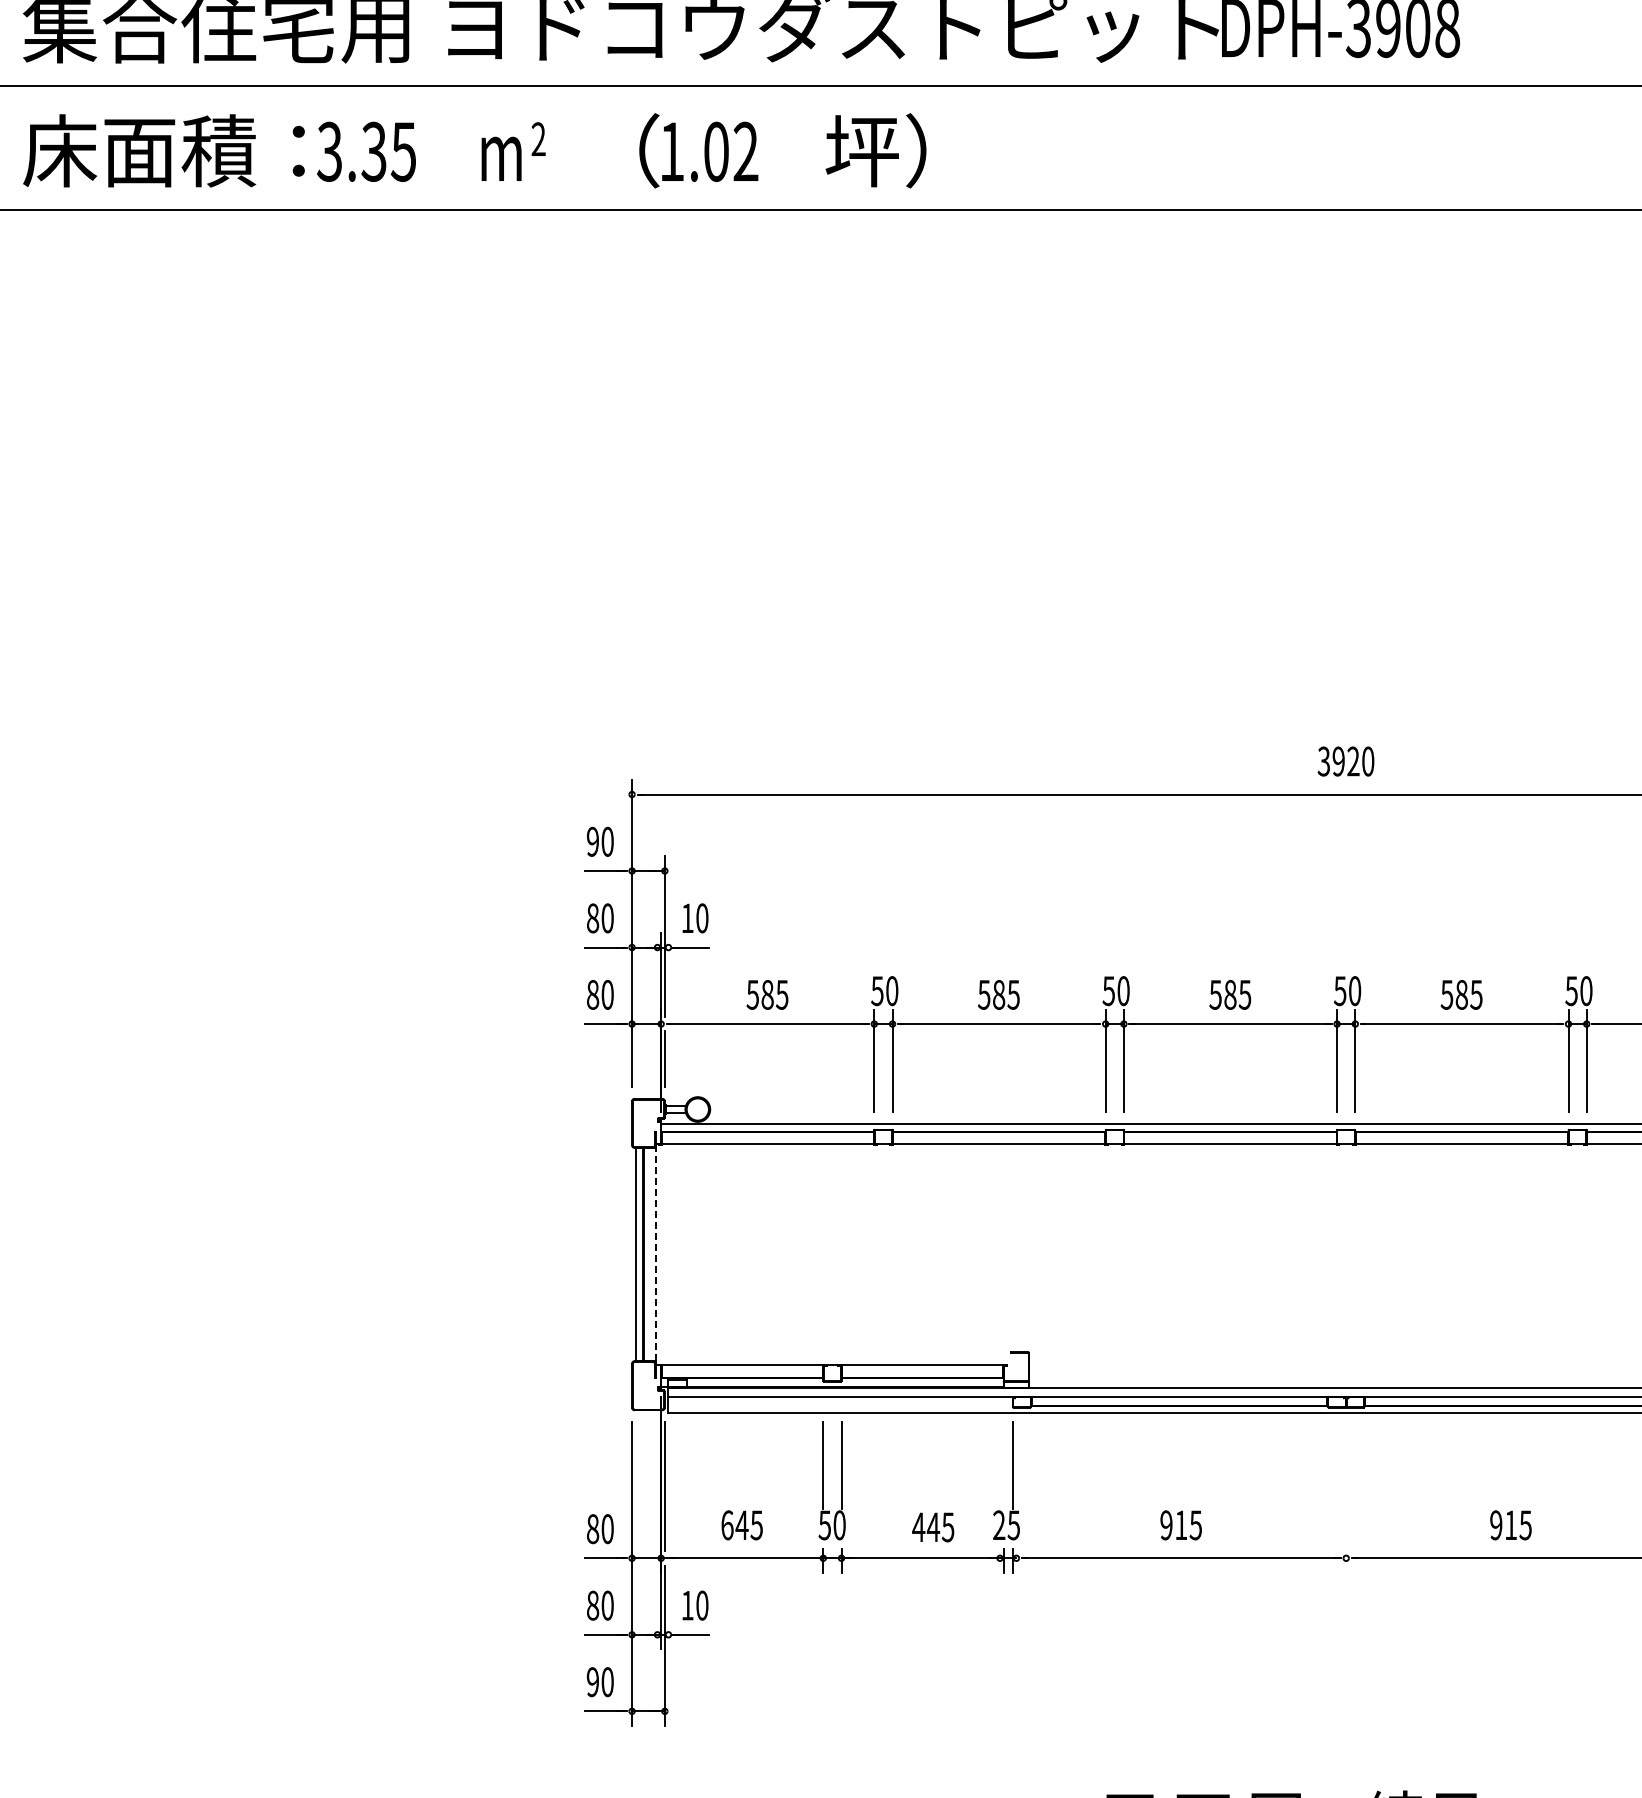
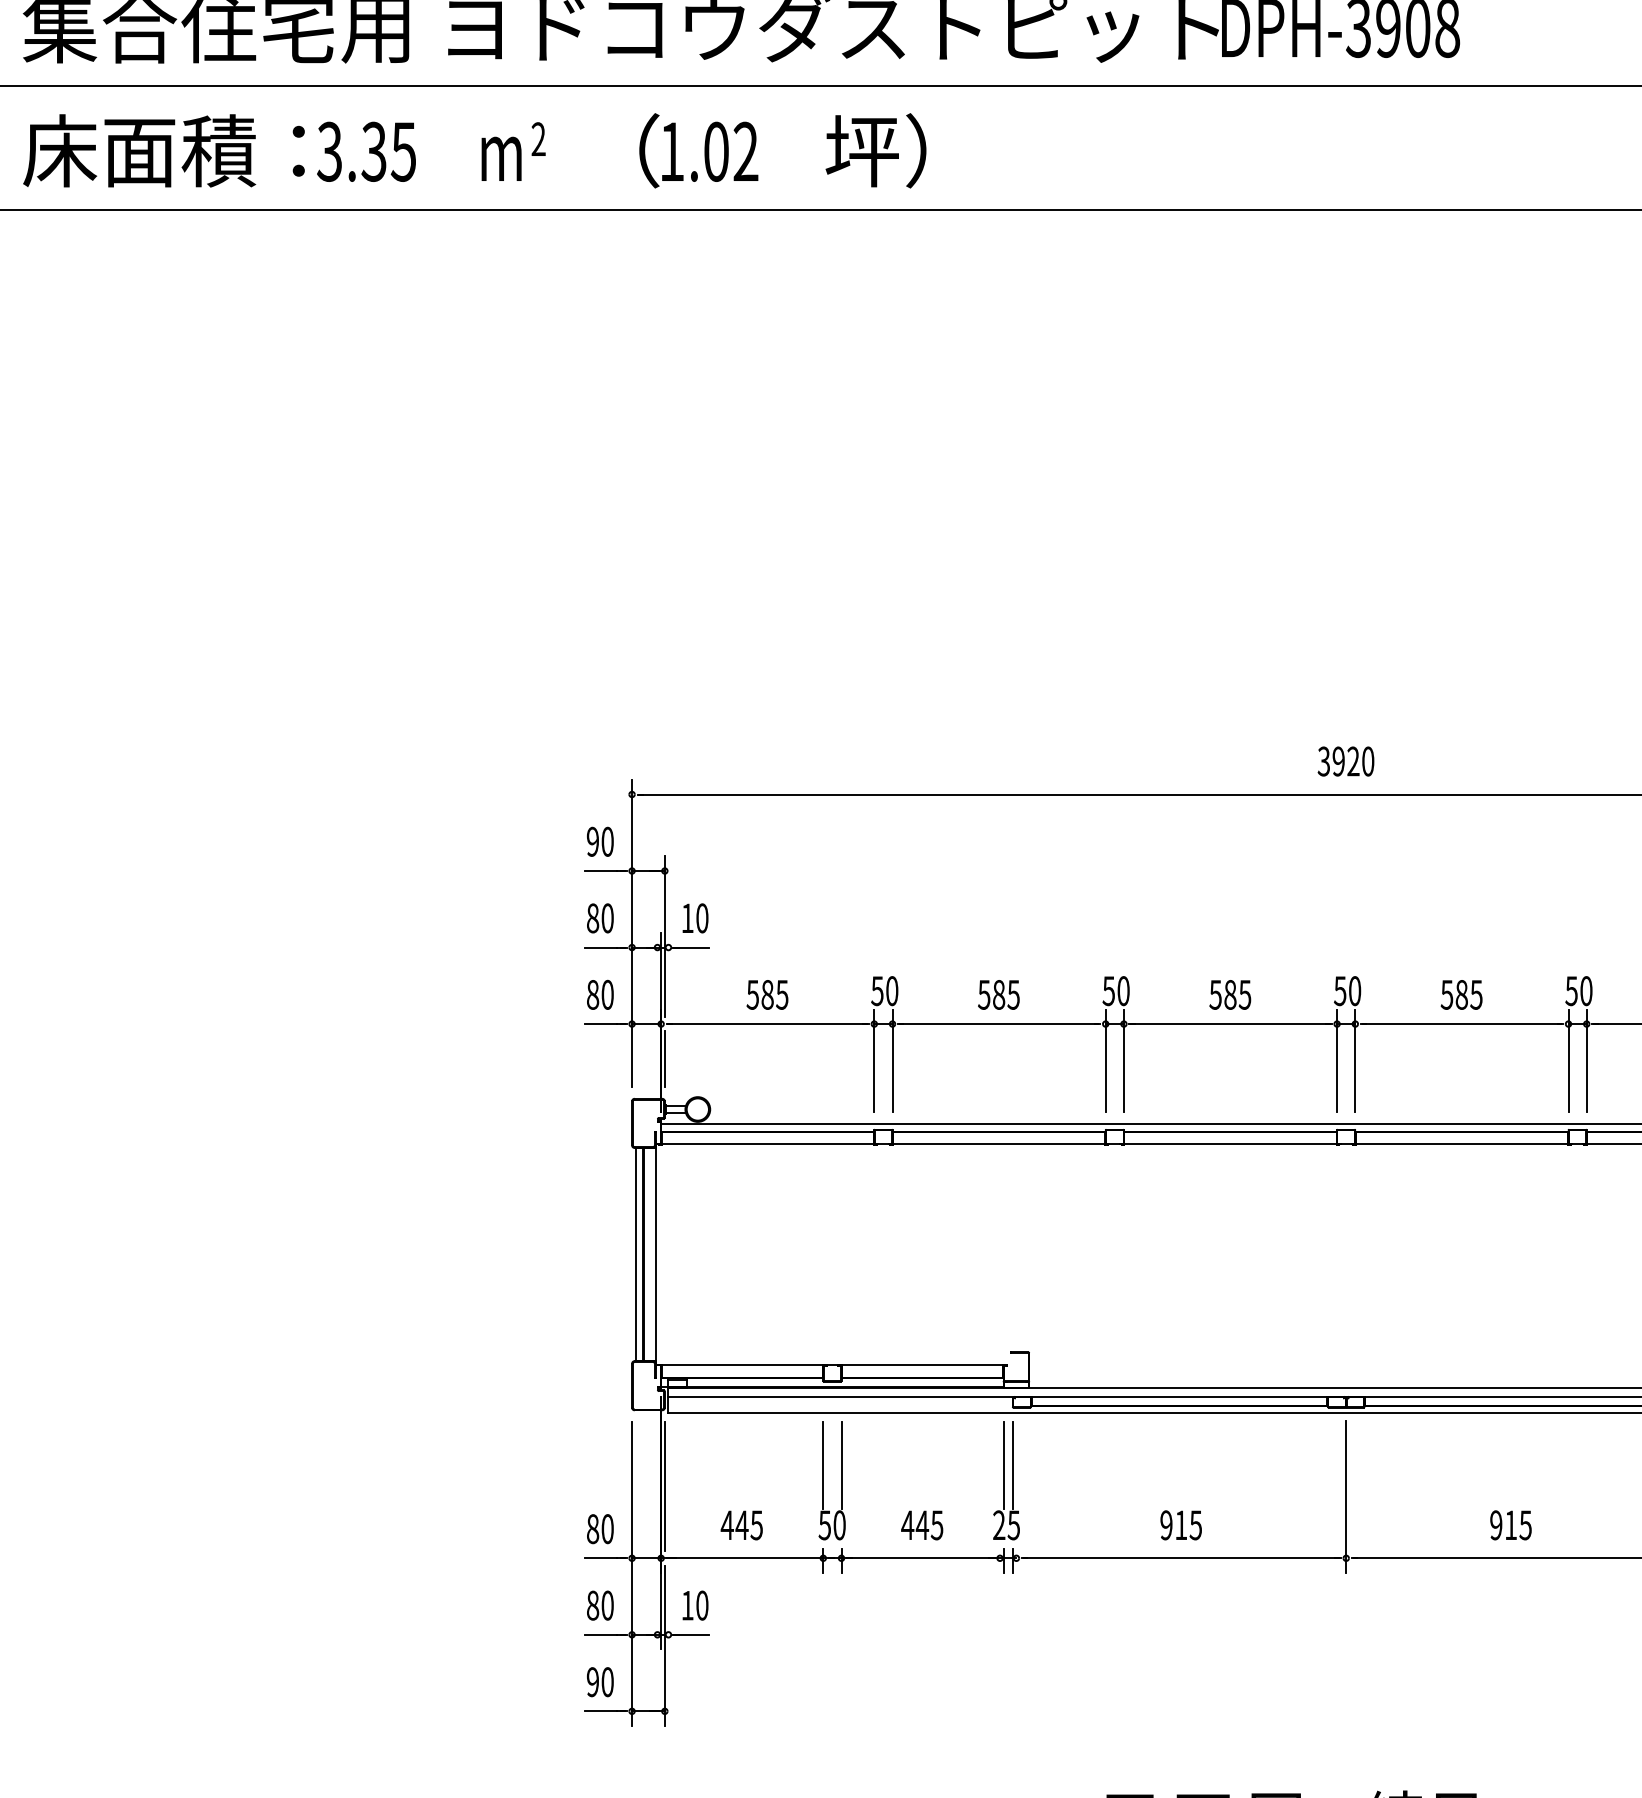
line: dashed -> solid (655, 1254)
line: none -> present (1003, 1465)
line: none -> present (1346, 1496)
text: 645 -> 445 (726, 1525)
text position: (933, 1527) -> (922, 1525) (922, 1525)
